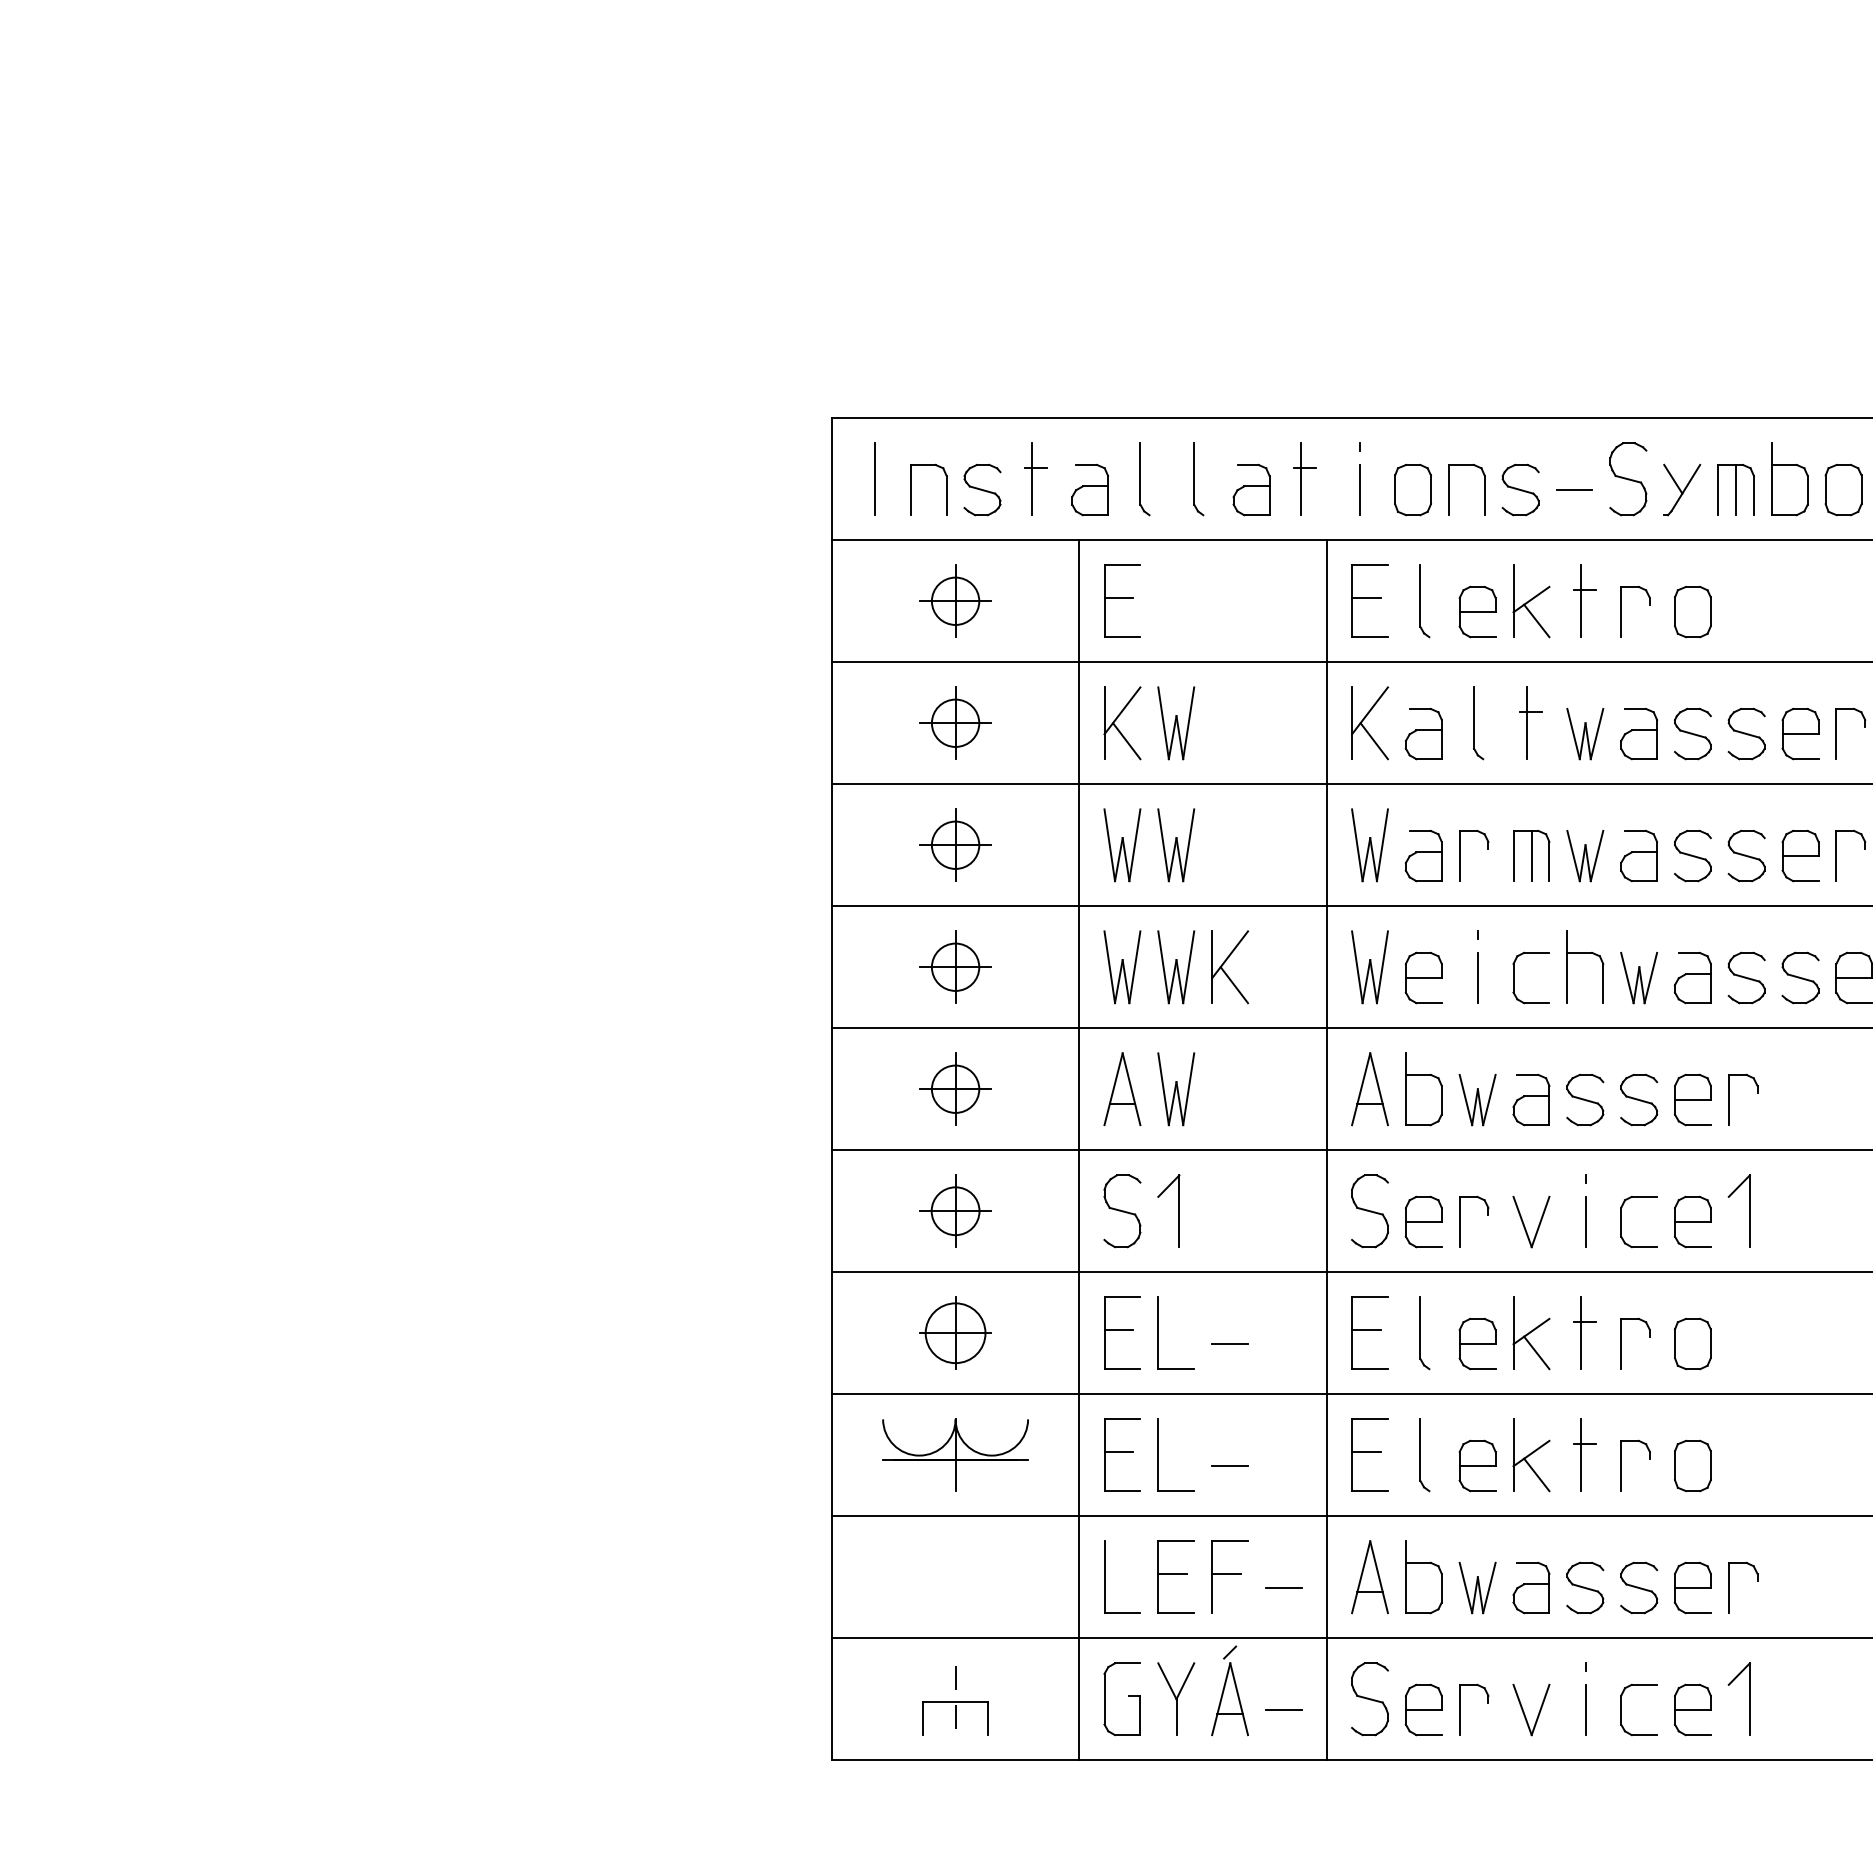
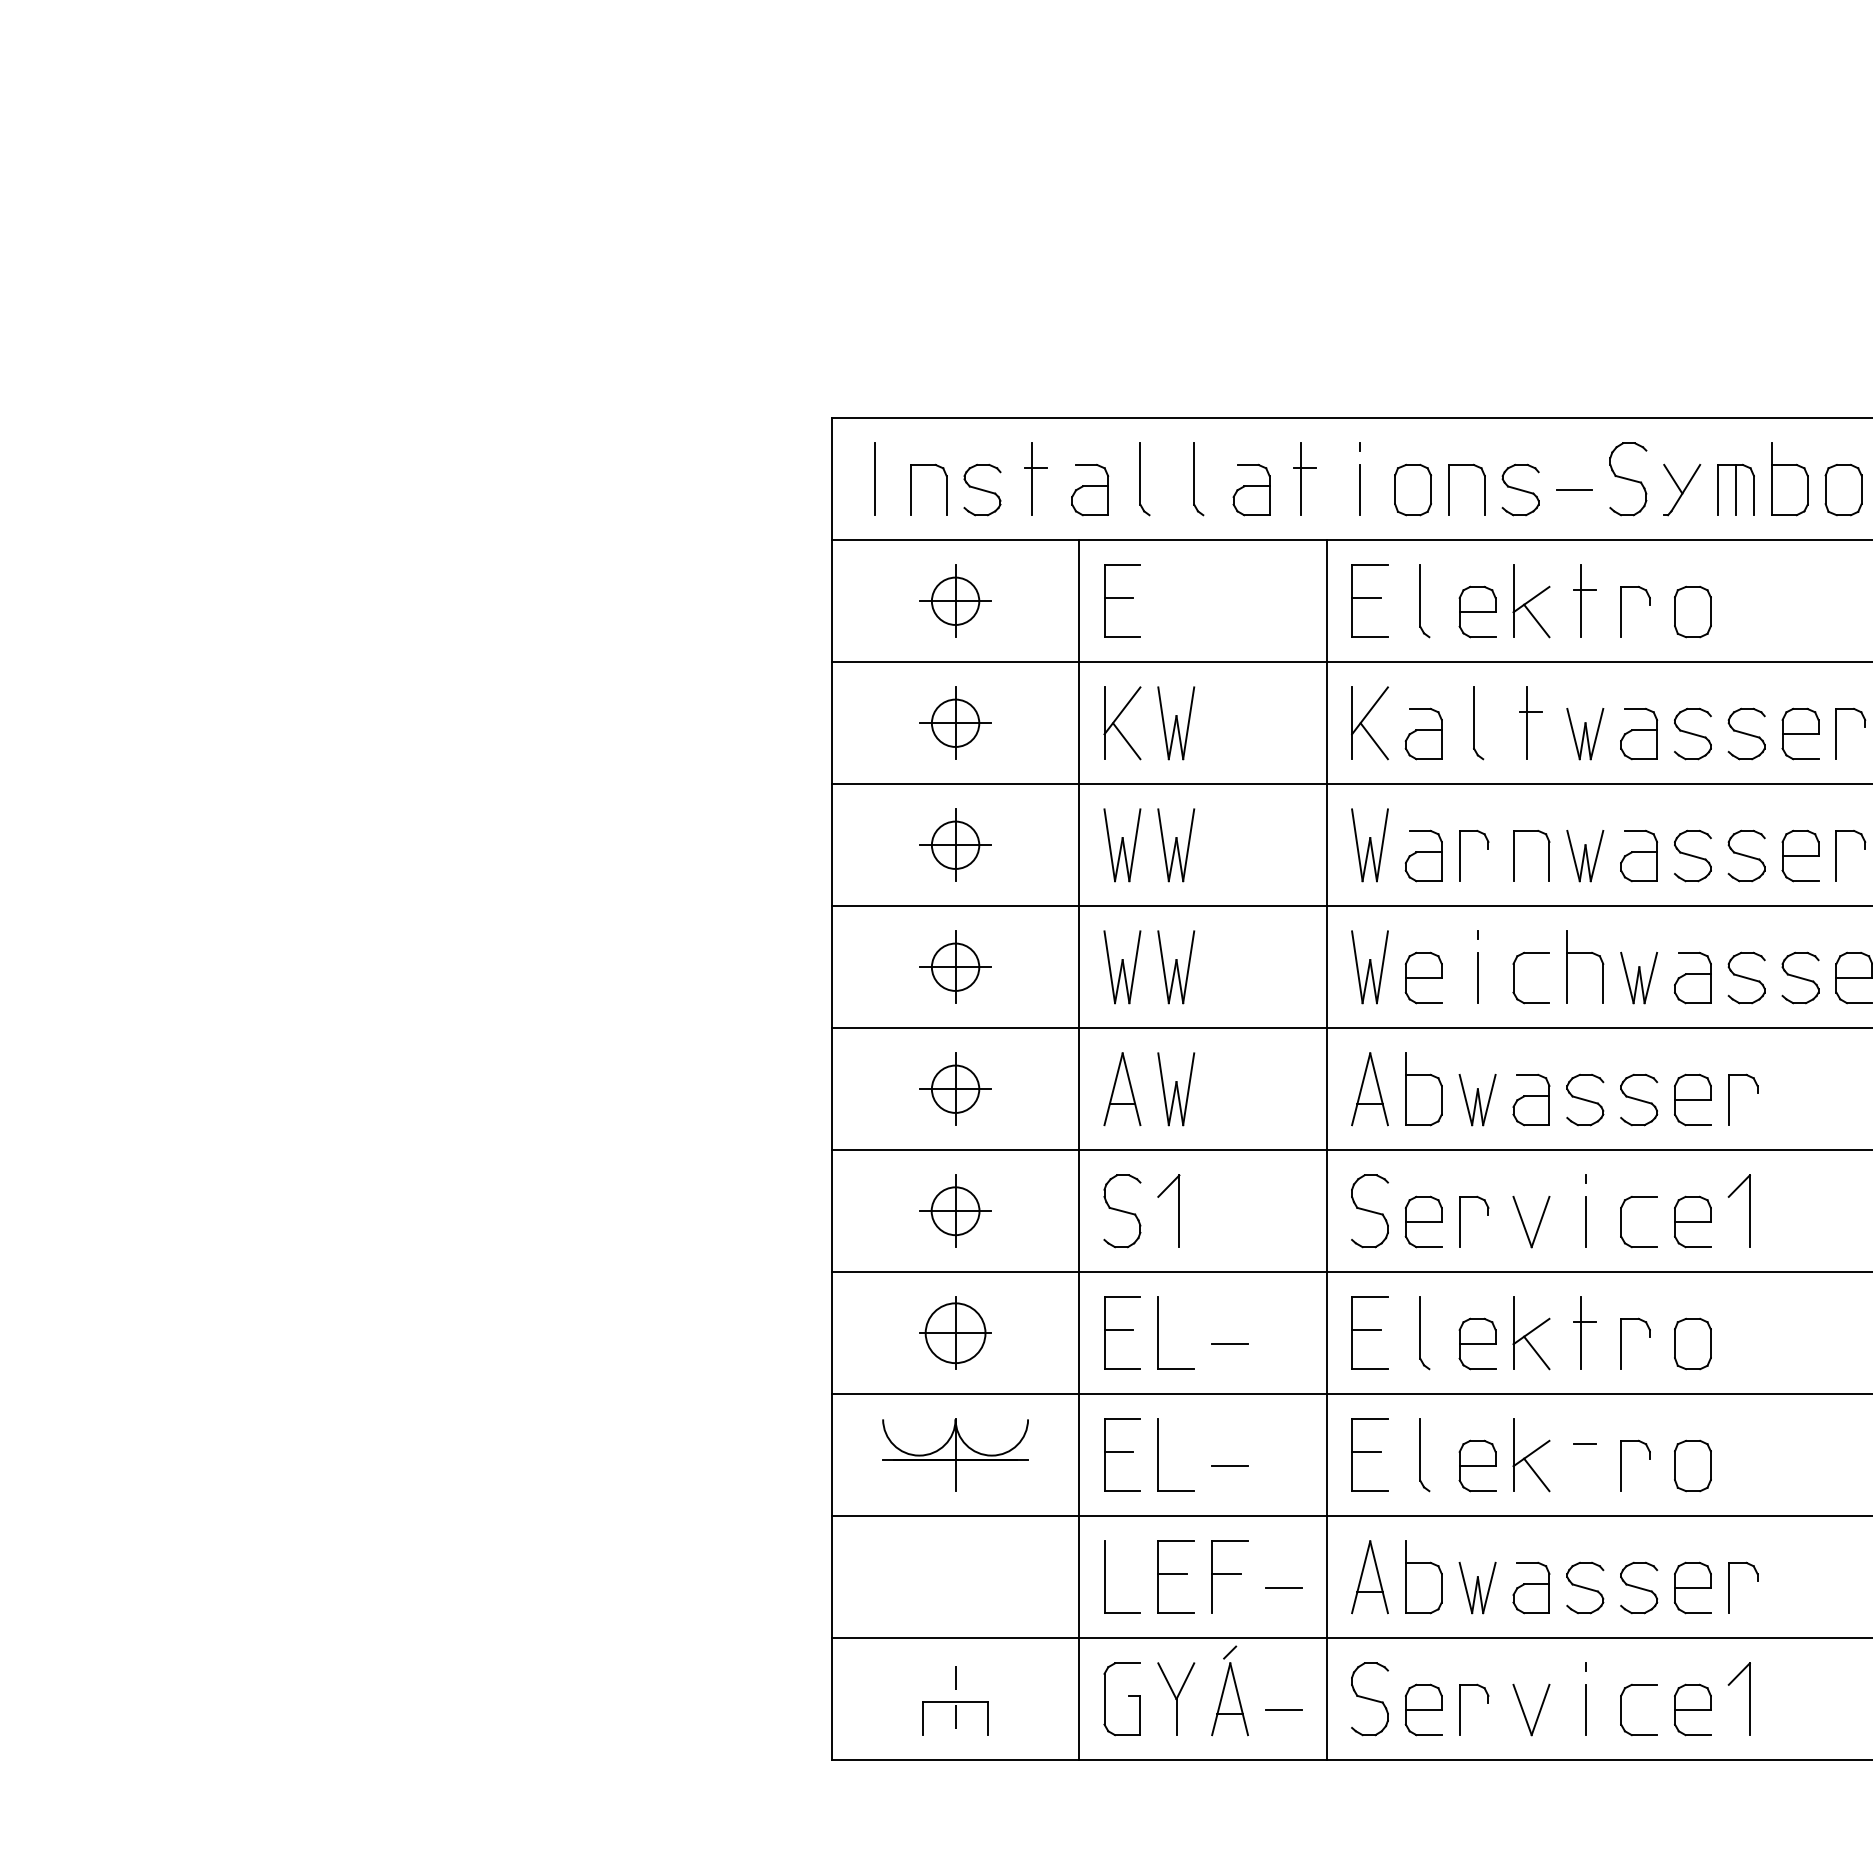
line: present -> none (1531, 855)
part: present -> none (1225, 971)
line: present -> none (1581, 1455)
